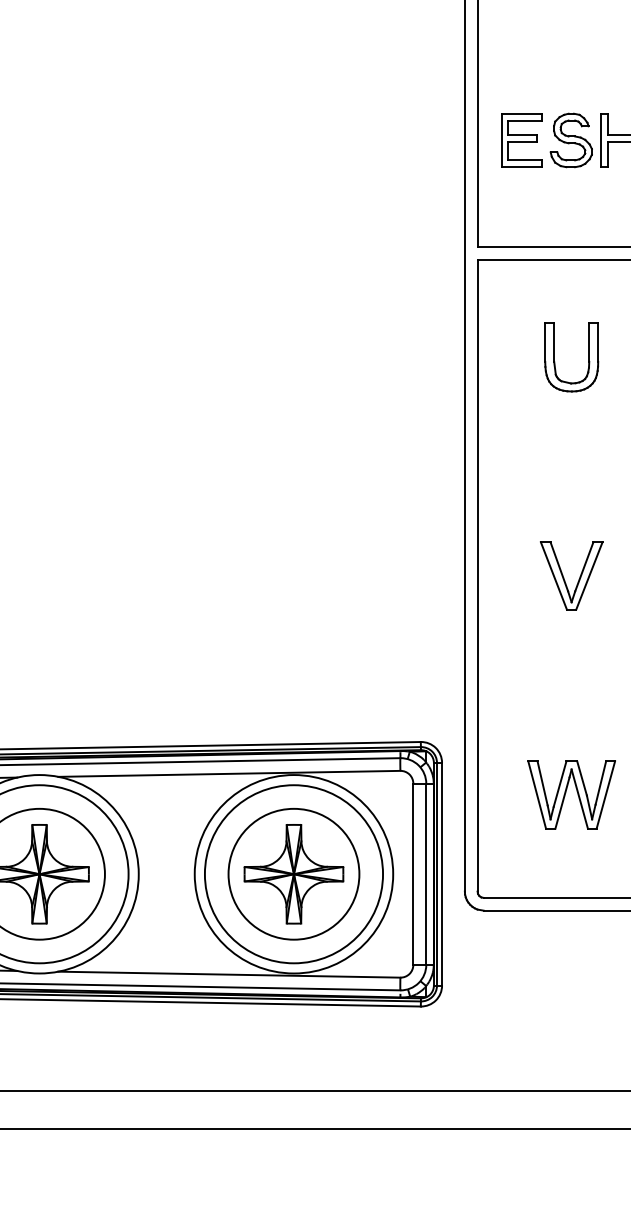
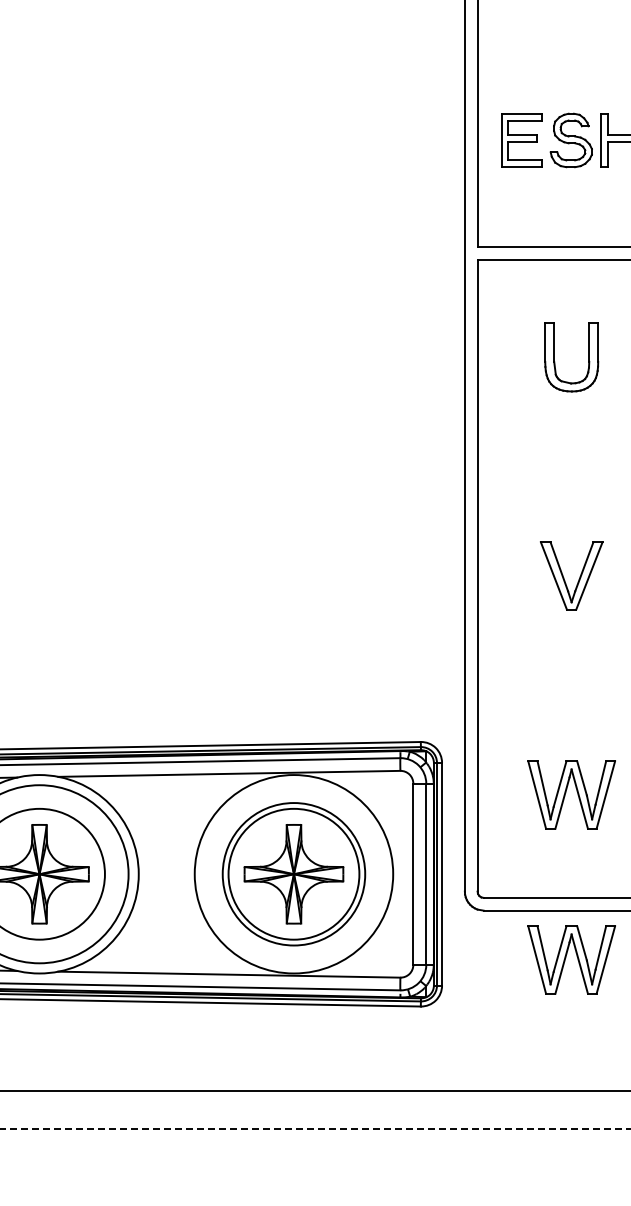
circle diameter: 178 px -> 142 px (293, 874)
part: none -> present (571, 959)
line: solid -> dashed (315, 1129)
